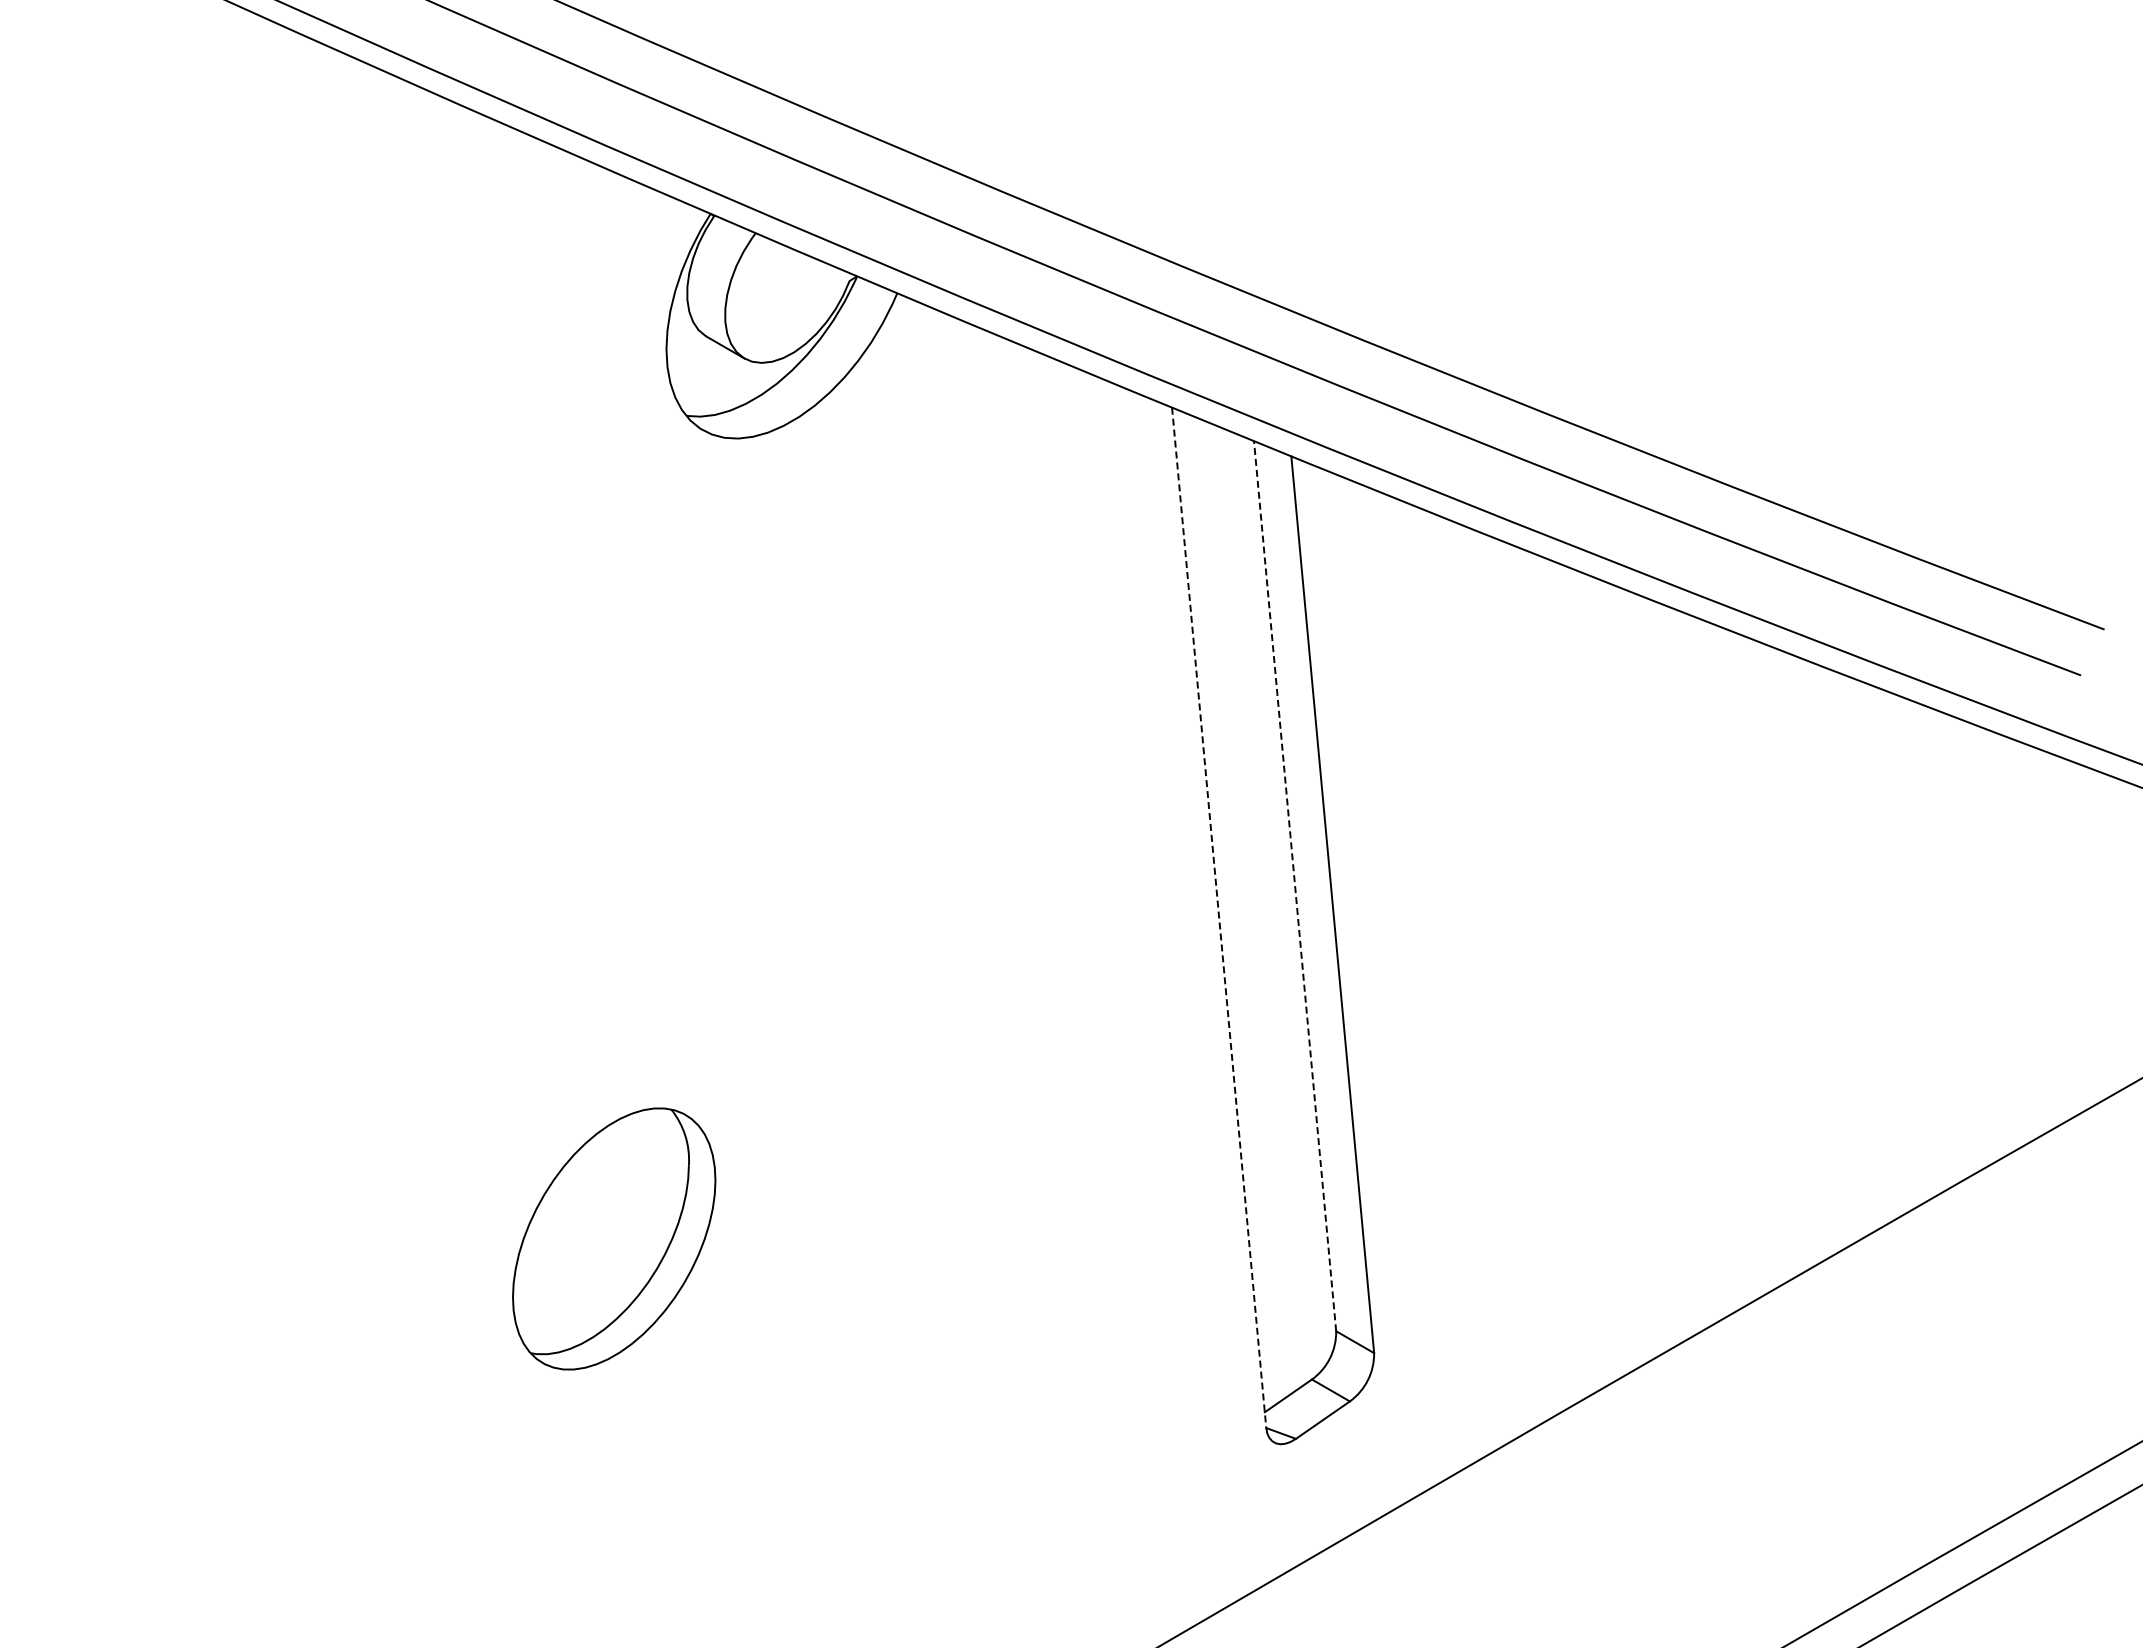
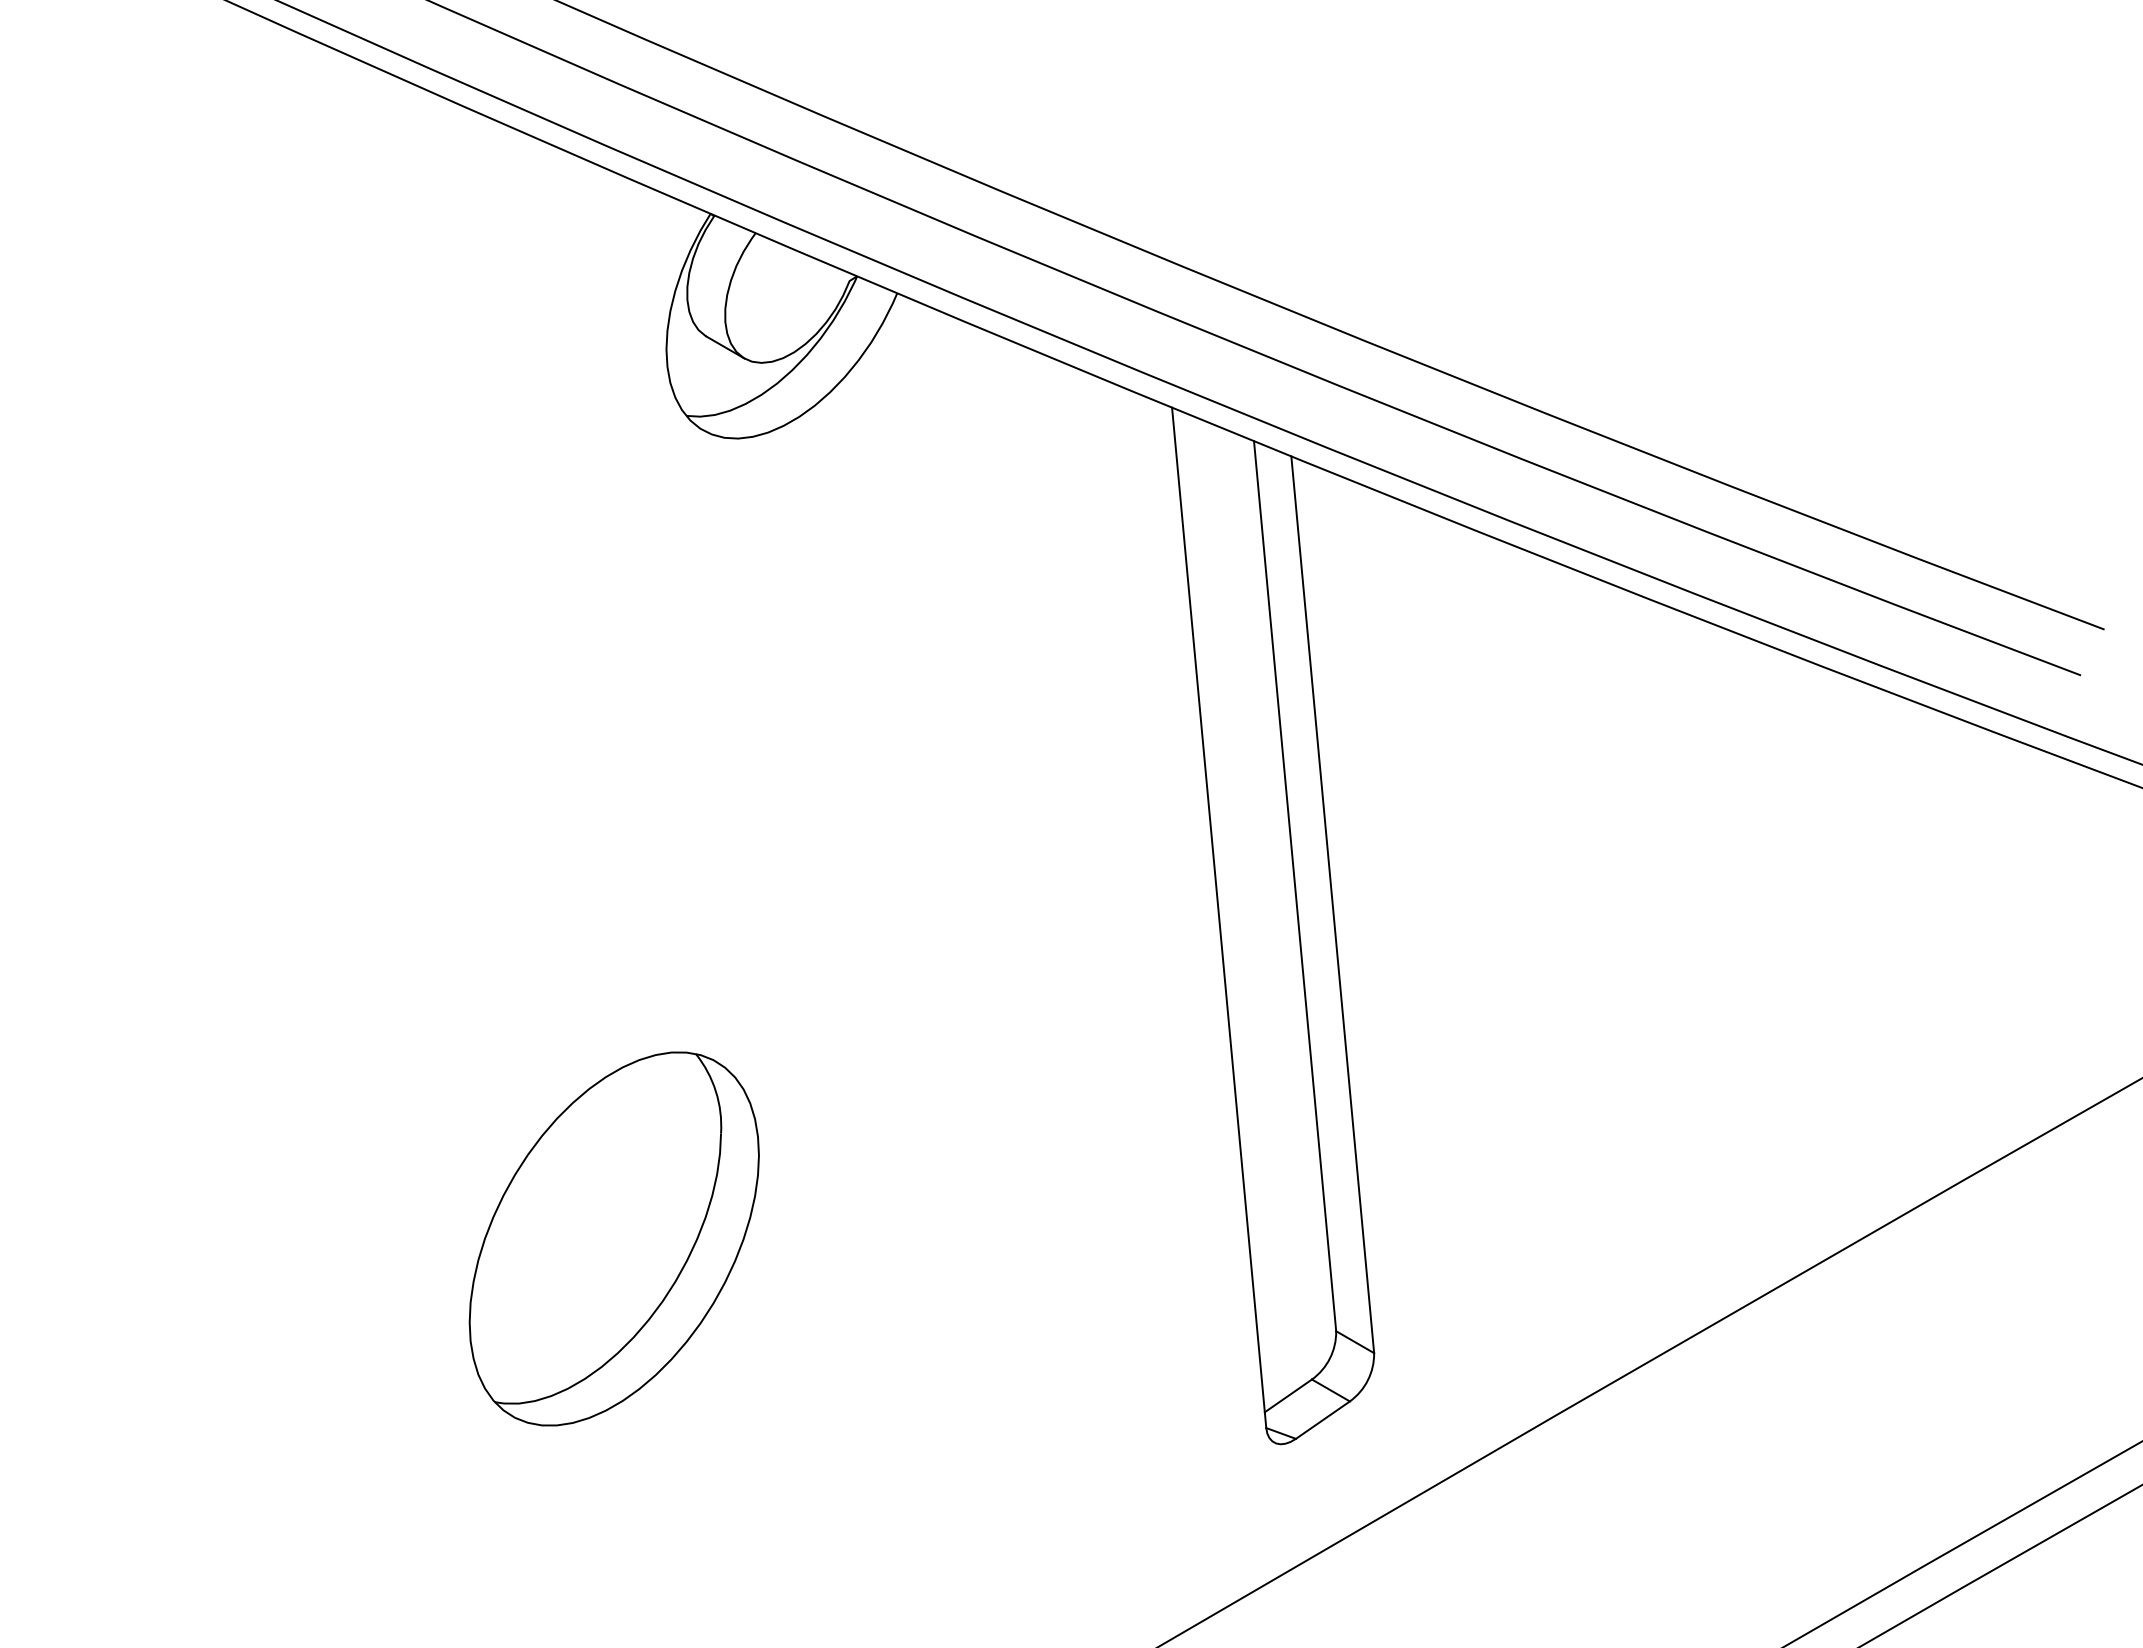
line: dashed -> solid (1295, 886)
line: dashed -> solid (1219, 918)
part size: 205x264 px -> 292x376 px (613, 1238)
